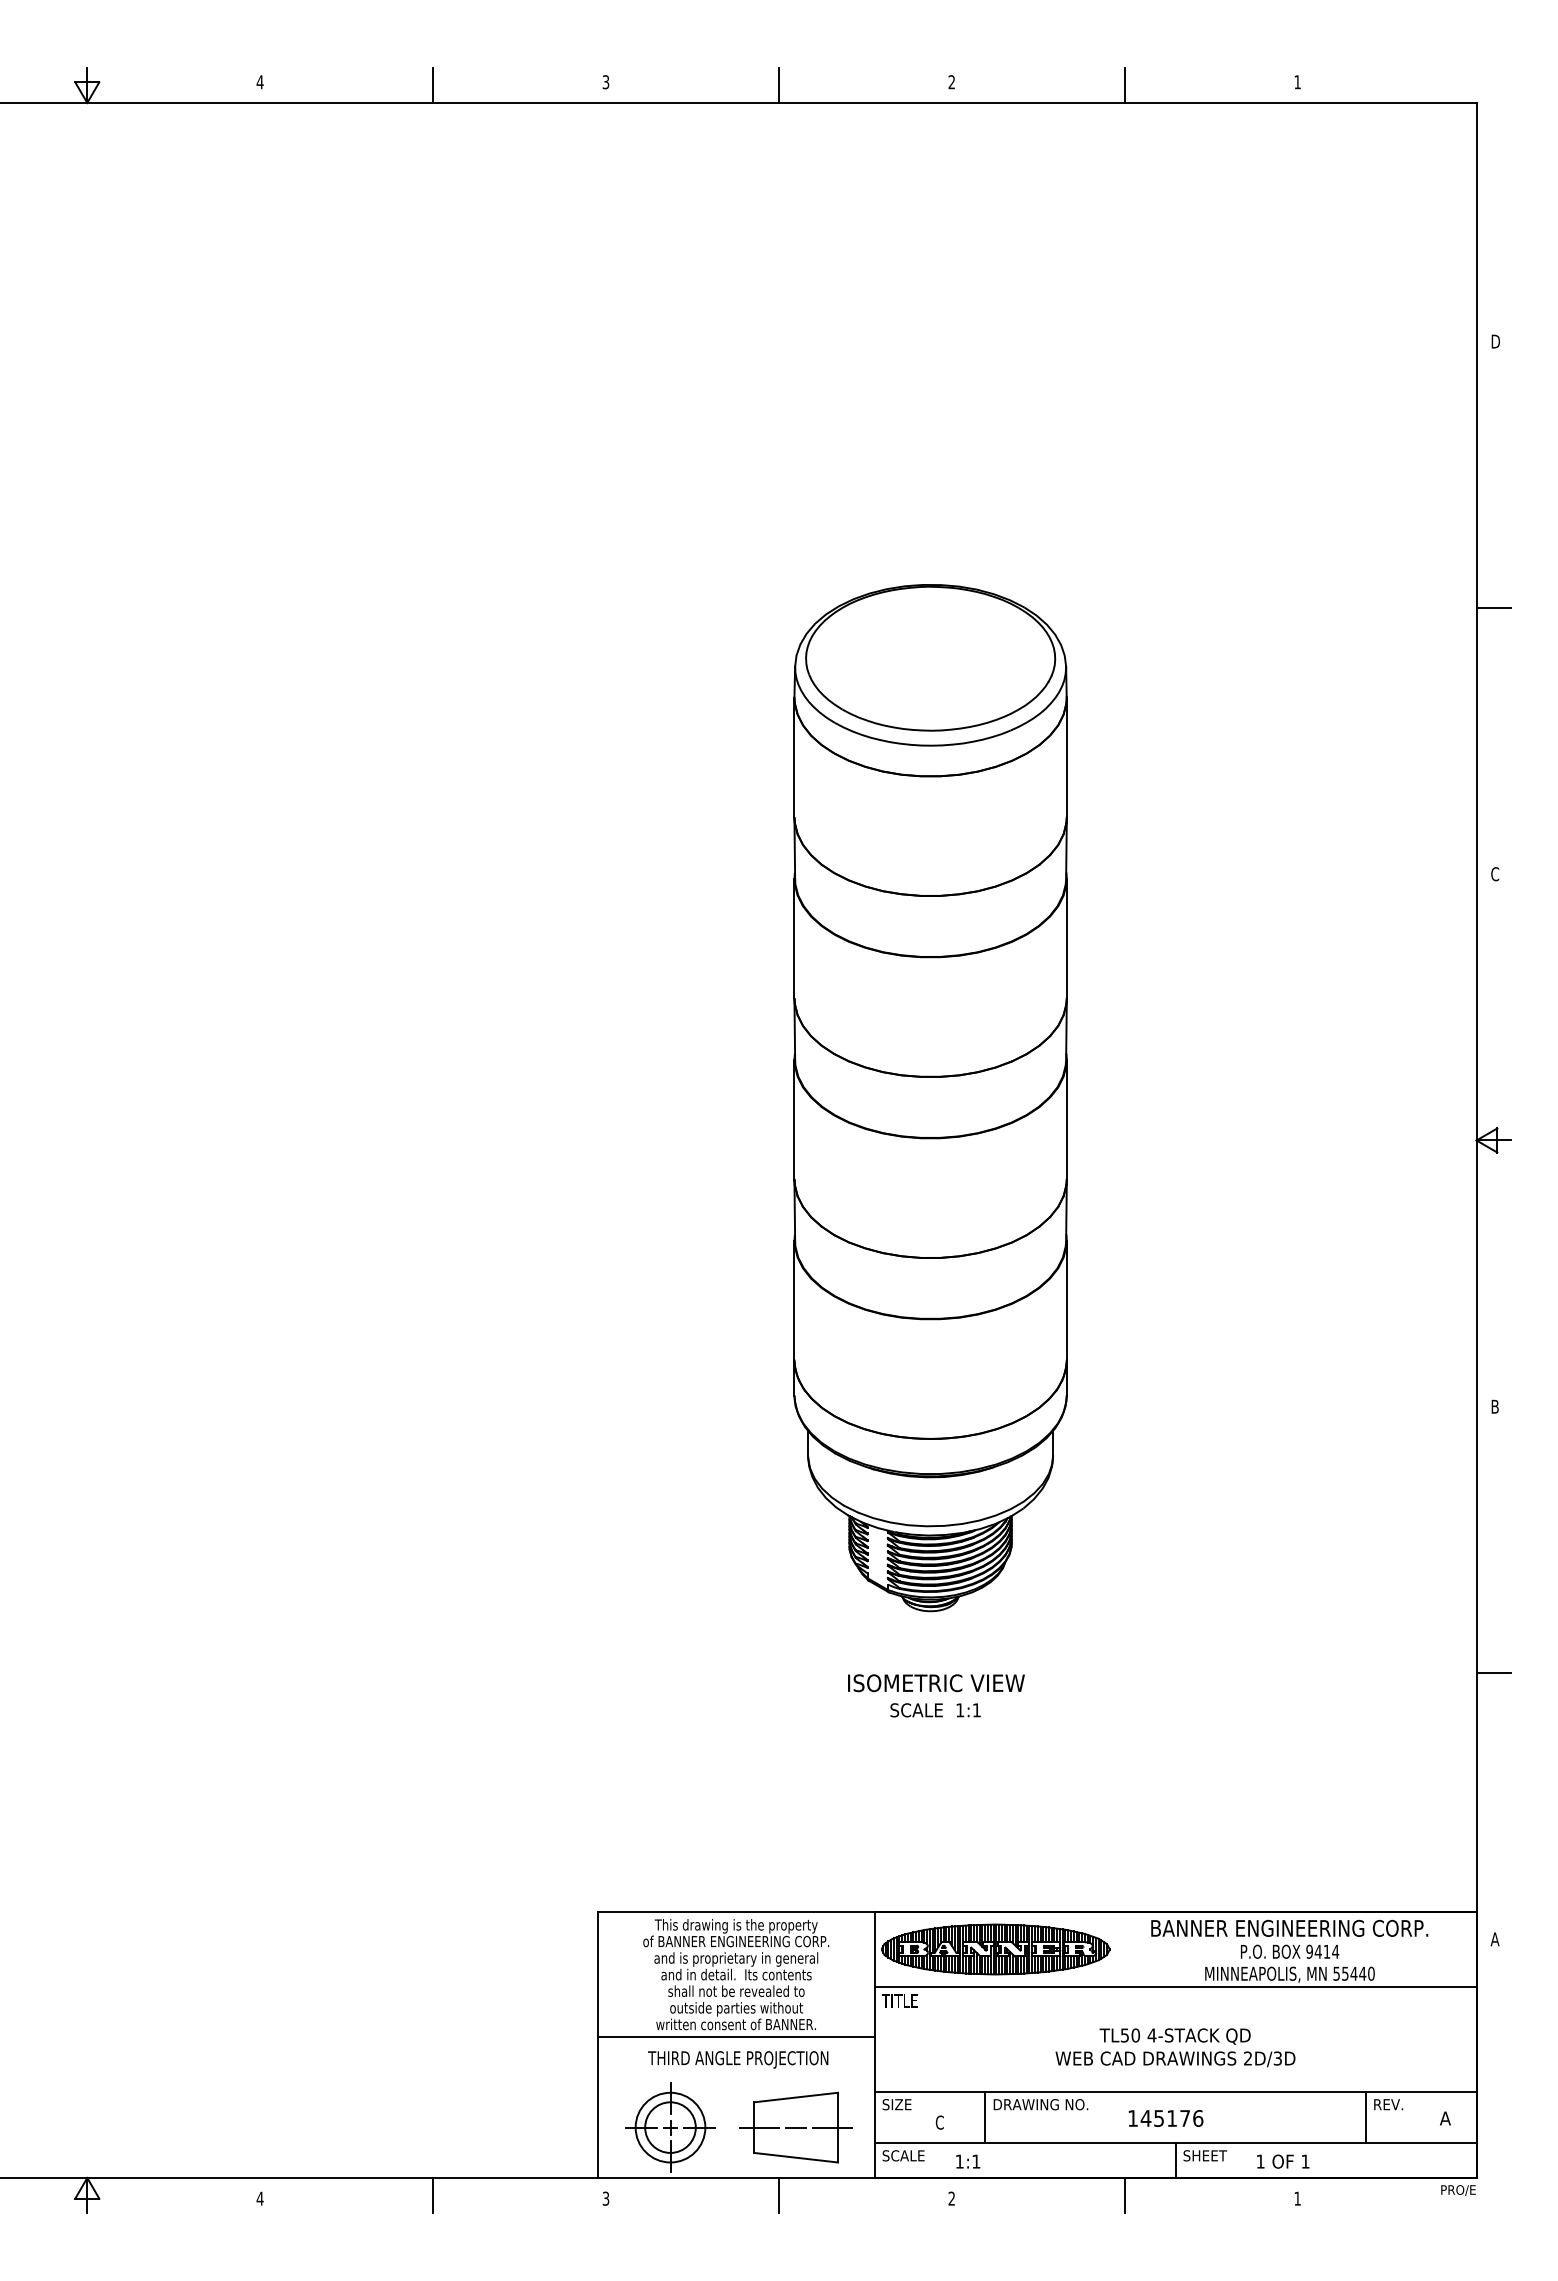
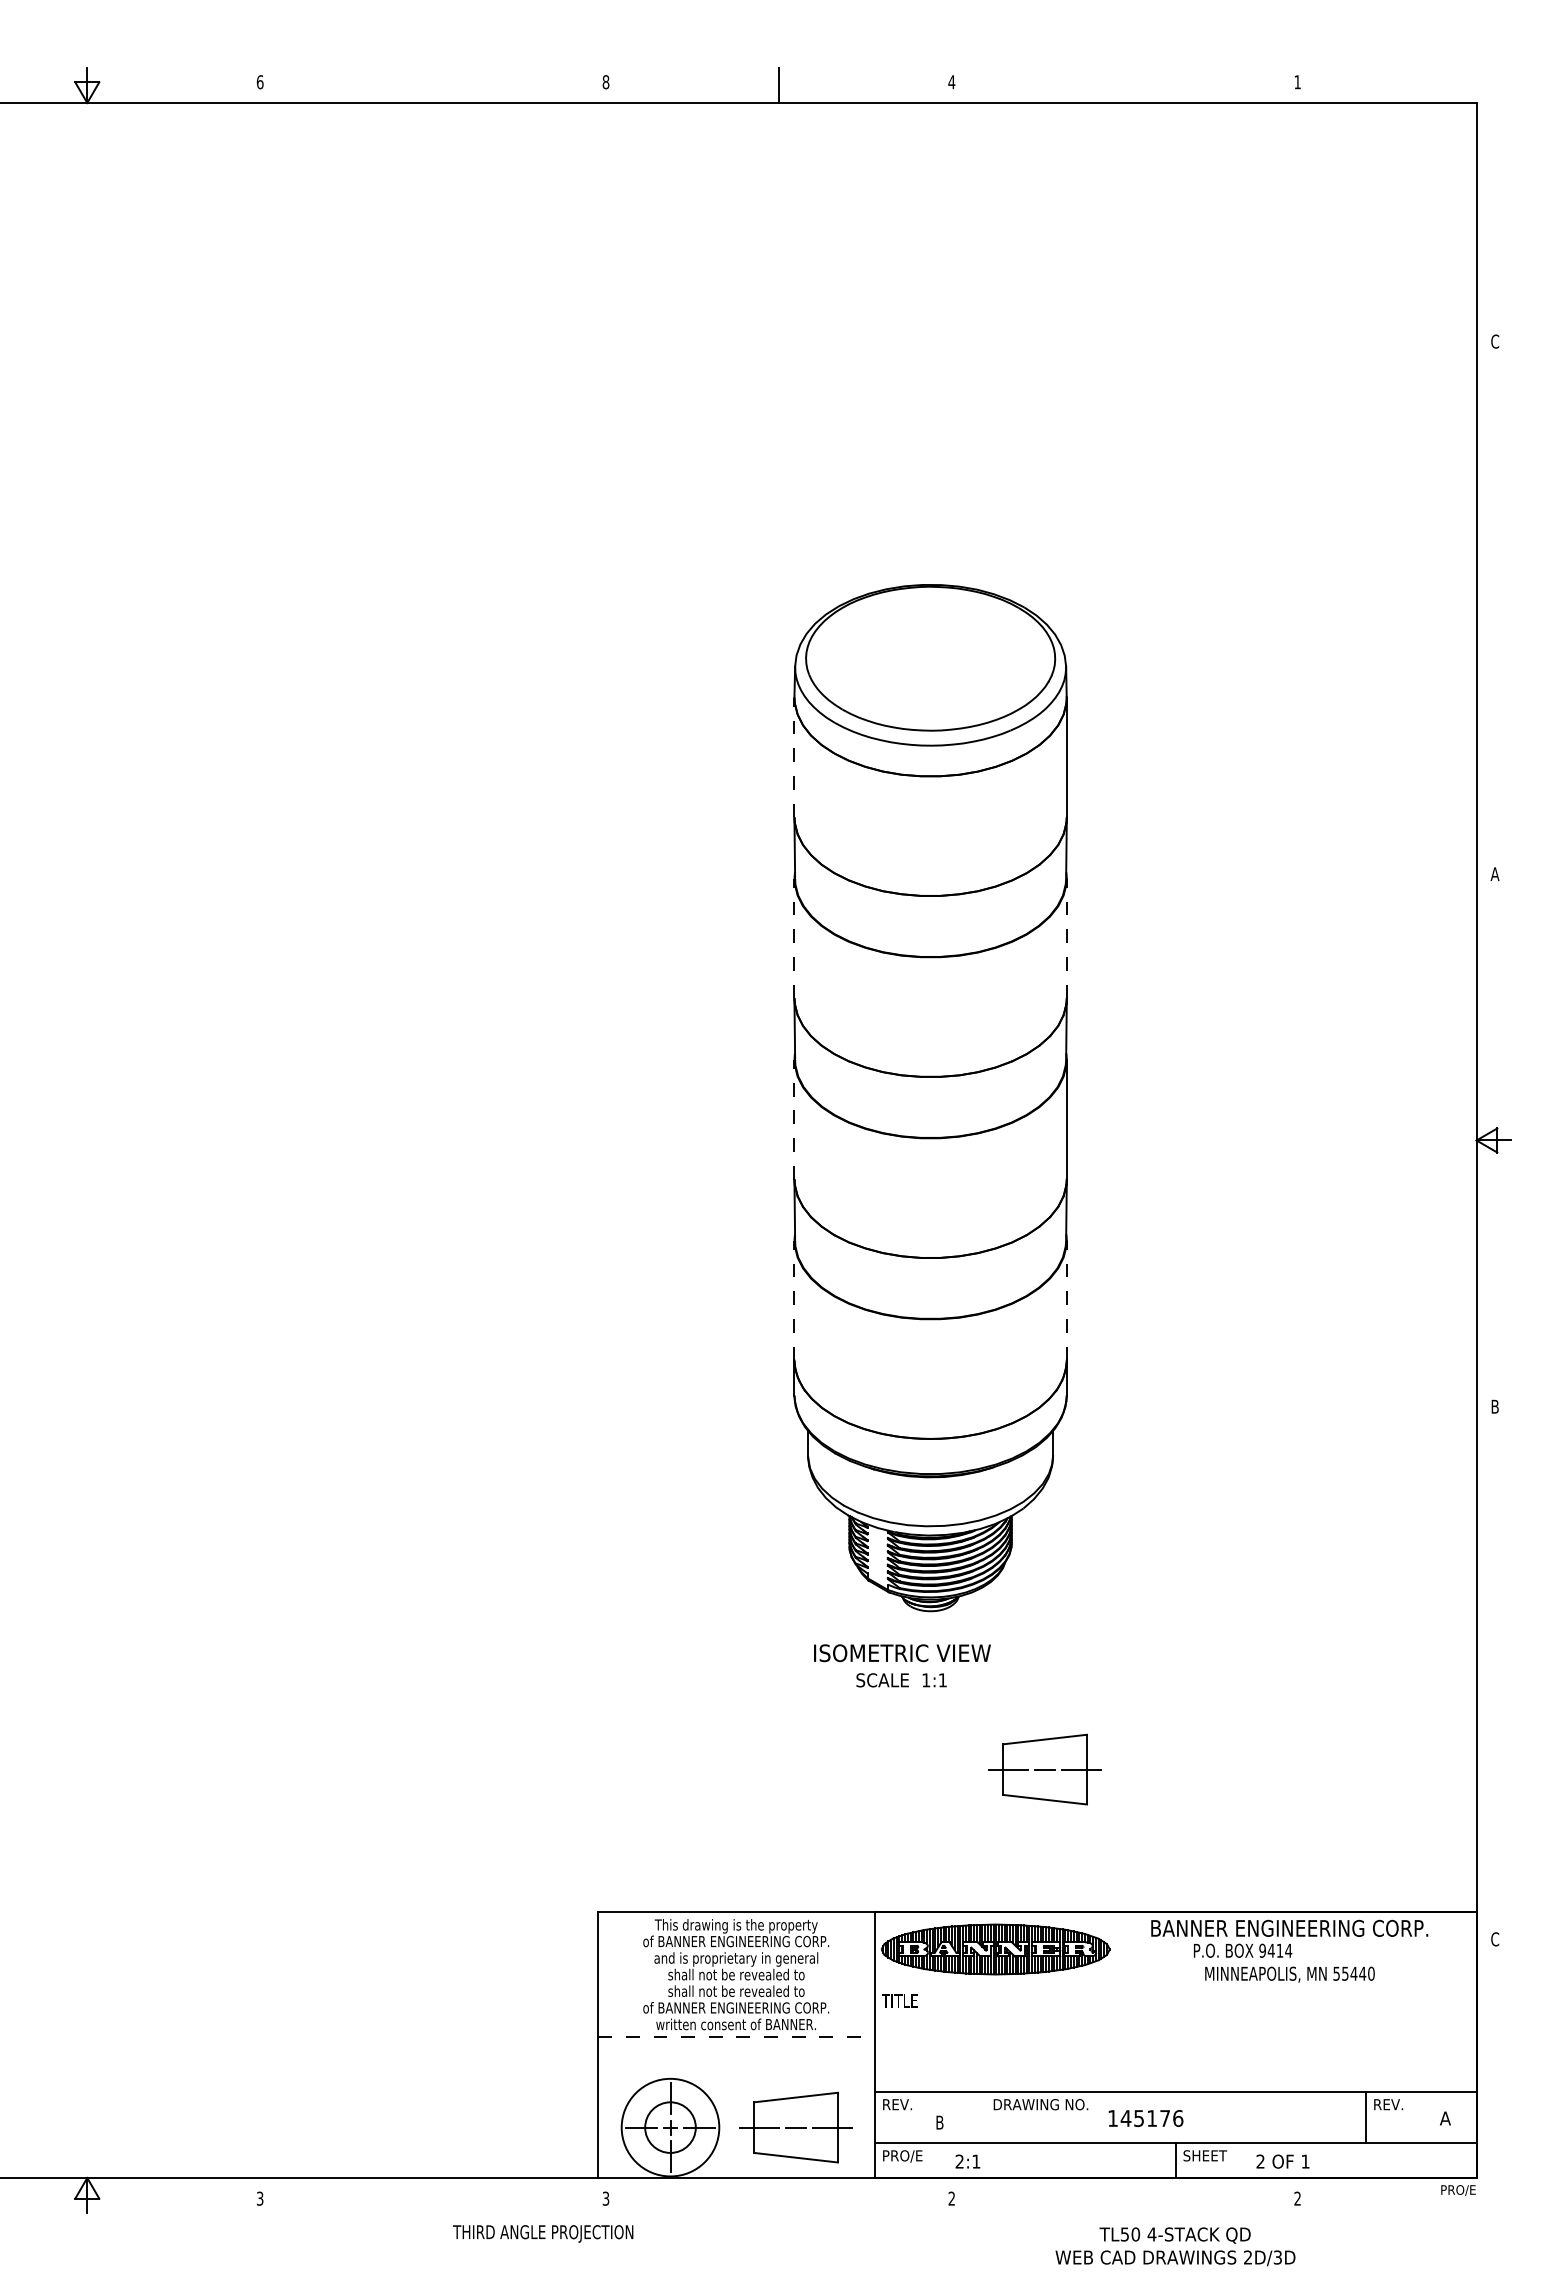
text: 4 -> 6 (259, 82)
text: 3 -> 8 (605, 82)
text: 2 -> 4 (951, 82)
line: present -> none (433, 85)
line: present -> none (1124, 85)
text: D -> C (1495, 341)
line: present -> none (1493, 607)
line: solid -> dashed (794, 757)
text: C -> A (1494, 874)
line: solid -> dashed (794, 938)
line: solid -> dashed (1066, 938)
line: solid -> dashed (794, 1119)
line: solid -> dashed (794, 1300)
line: solid -> dashed (1066, 1300)
line: present -> none (1493, 1673)
text position: (936, 1695) -> (902, 1665) (902, 1665)
part: none -> present (1044, 1769)
text: A -> C (1494, 1939)
text position: (1290, 1951) -> (1243, 1950) (1243, 1950)
text: and in detail.  Its contents -> shall not be revealed to (736, 1974)
line: present -> none (1175, 1987)
text: outside parties without -> of BANNER ENGINEERING CORP. (736, 2009)
line: solid -> dashed (736, 2036)
text position: (1175, 2047) -> (1175, 2246) (1175, 2246)
text position: (738, 2059) -> (543, 2233) (543, 2233)
text: SIZE -> REV. (896, 2104)
line: present -> none (985, 2117)
text position: (1165, 2118) -> (1145, 2118) (1145, 2118)
text: C -> B (939, 2122)
circle diameter: 70 px -> 98 px (670, 2127)
text: SCALE -> PRO/E (903, 2156)
text: 1:1 -> 2:1 (959, 2161)
text: 1 -> 2 (1260, 2161)
line: present -> none (433, 2194)
line: present -> none (778, 2194)
line: present -> none (1124, 2194)
text: 4 -> 3 (259, 2198)
text: 1 -> 2 (1297, 2198)
